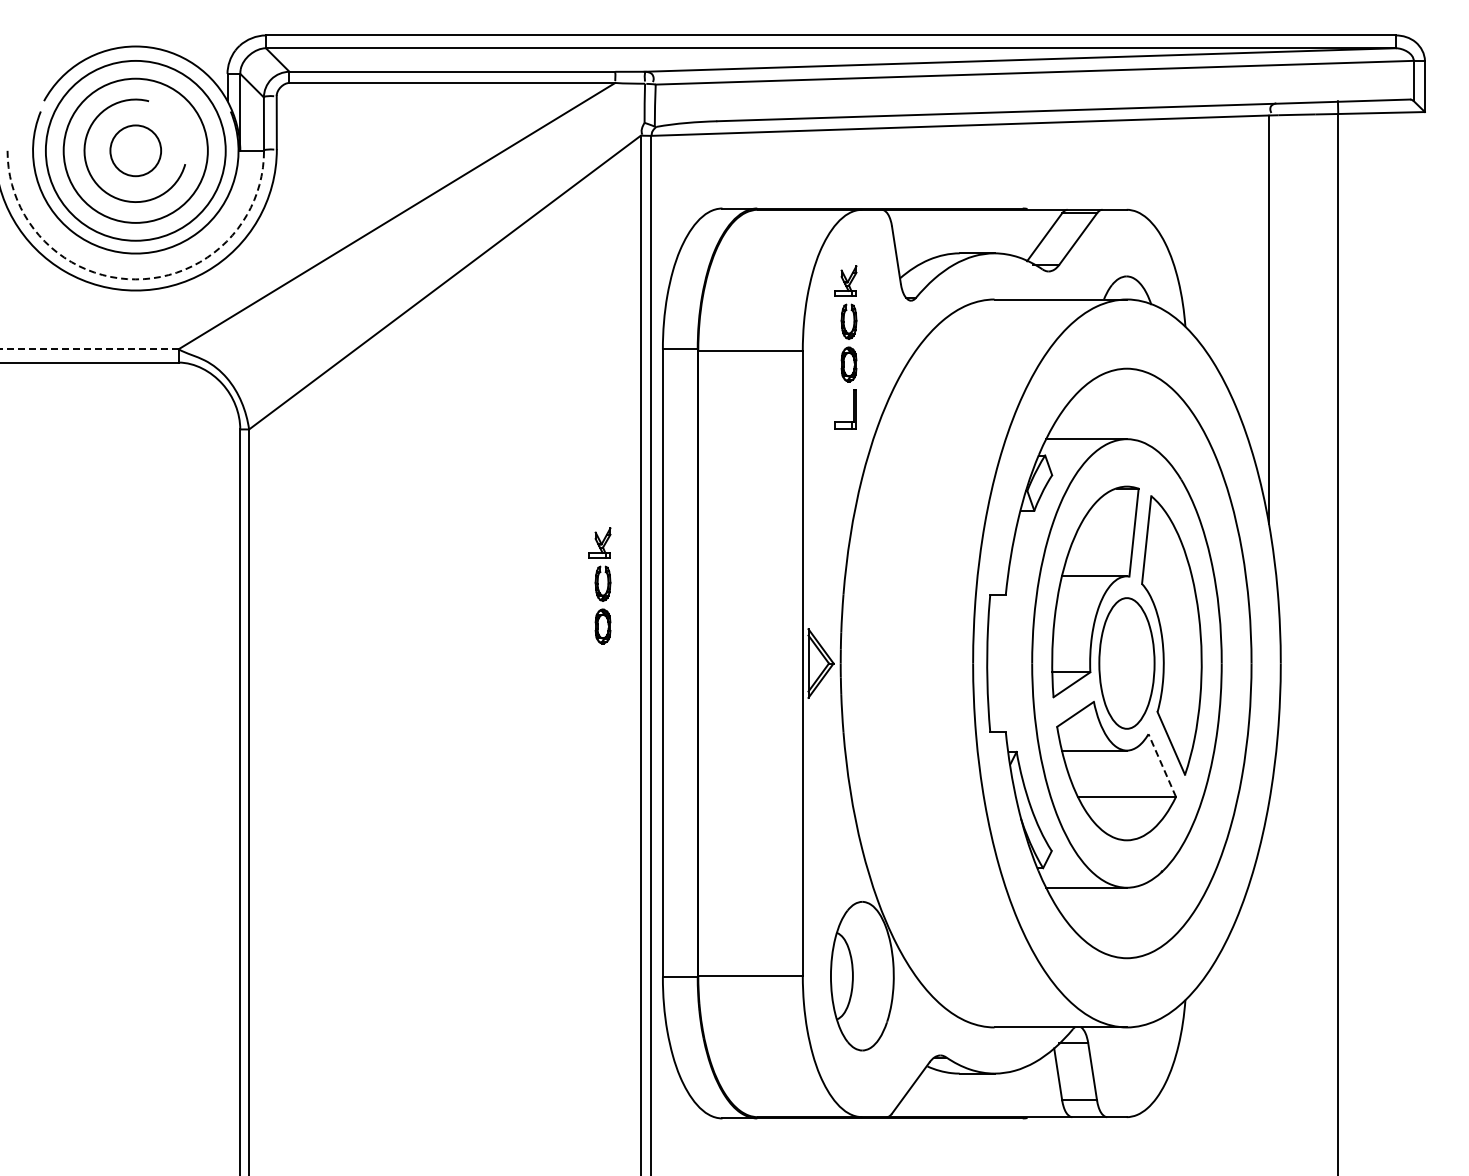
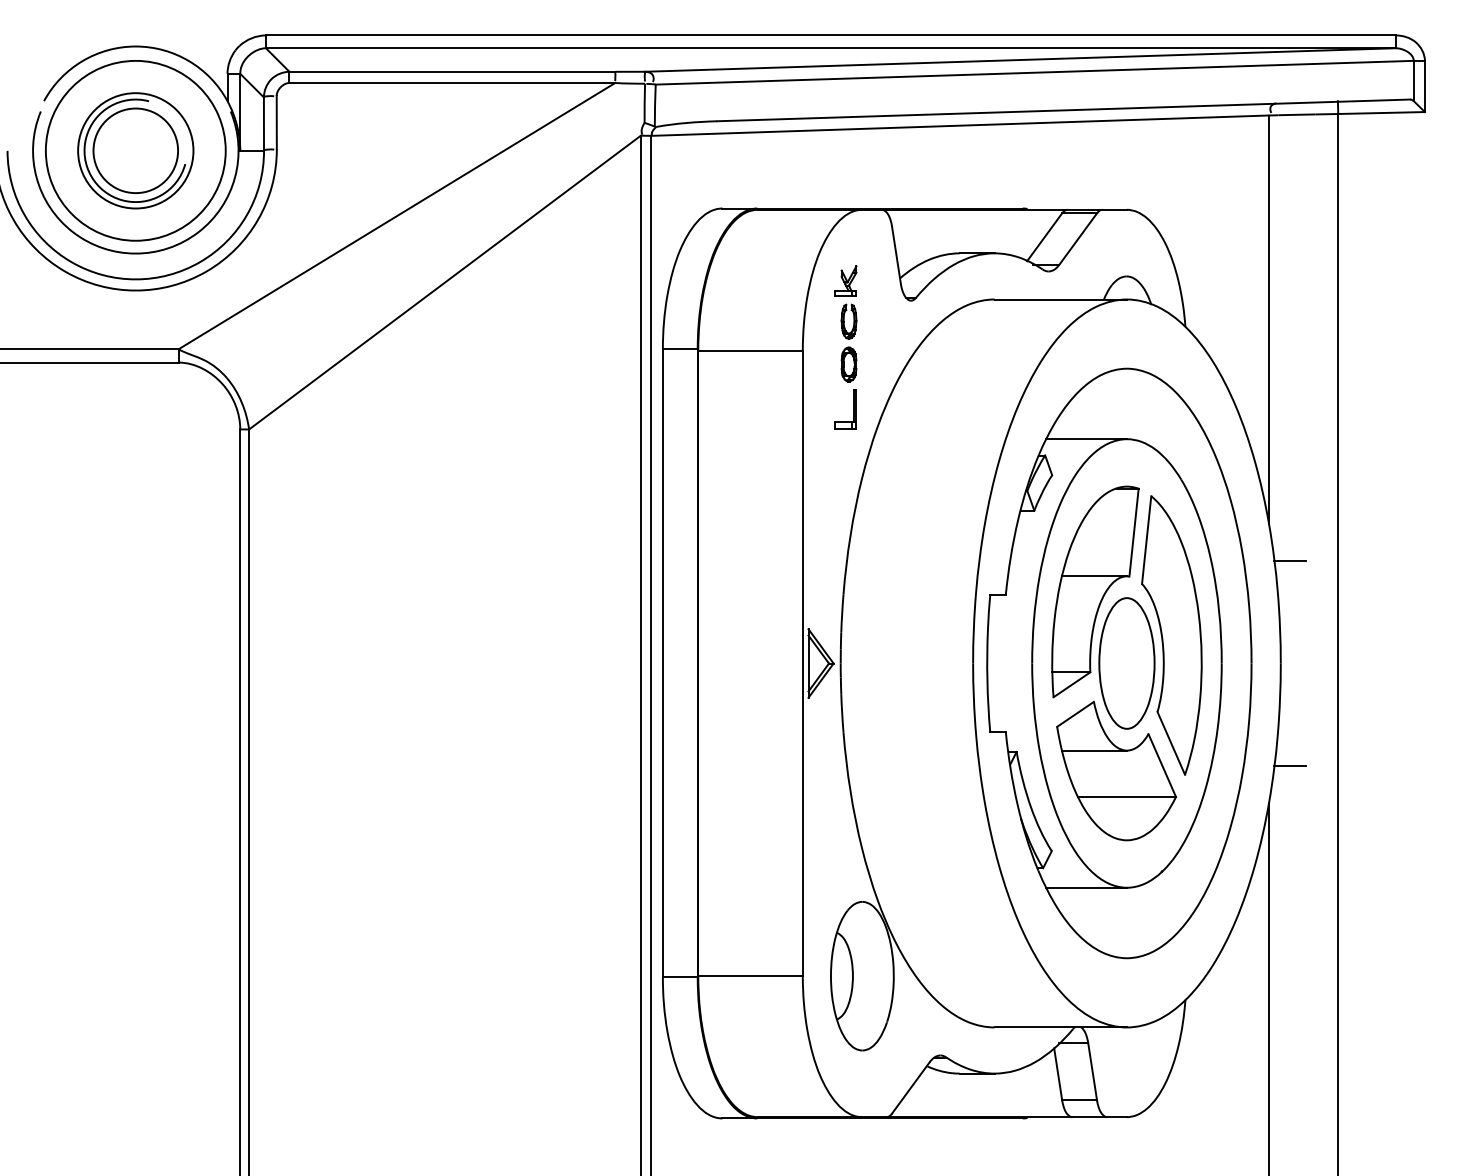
circle diameter: 144 px -> 115 px (135, 150)
circle diameter: 51 px -> 85 px (135, 150)
arc: dashed -> solid (135, 279)
line: dashed -> solid (88, 349)
line: none -> present (1289, 560)
part: present -> none (599, 585)
line: dashed -> solid (1162, 765)
line: none -> present (1289, 766)
line: none -> present (1268, 987)
